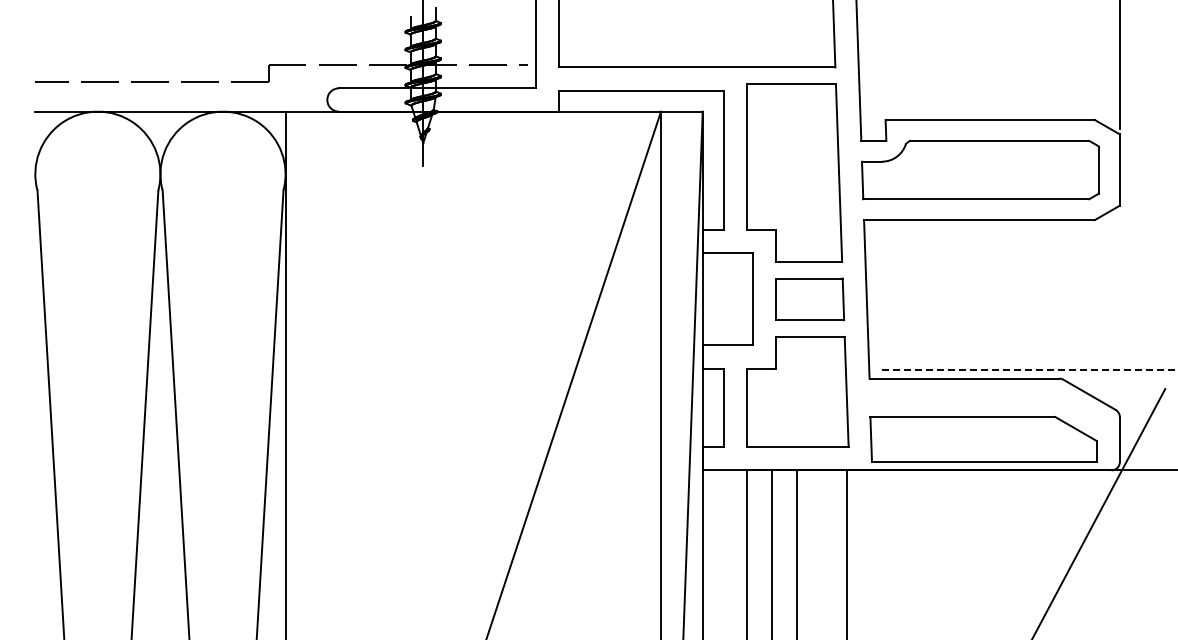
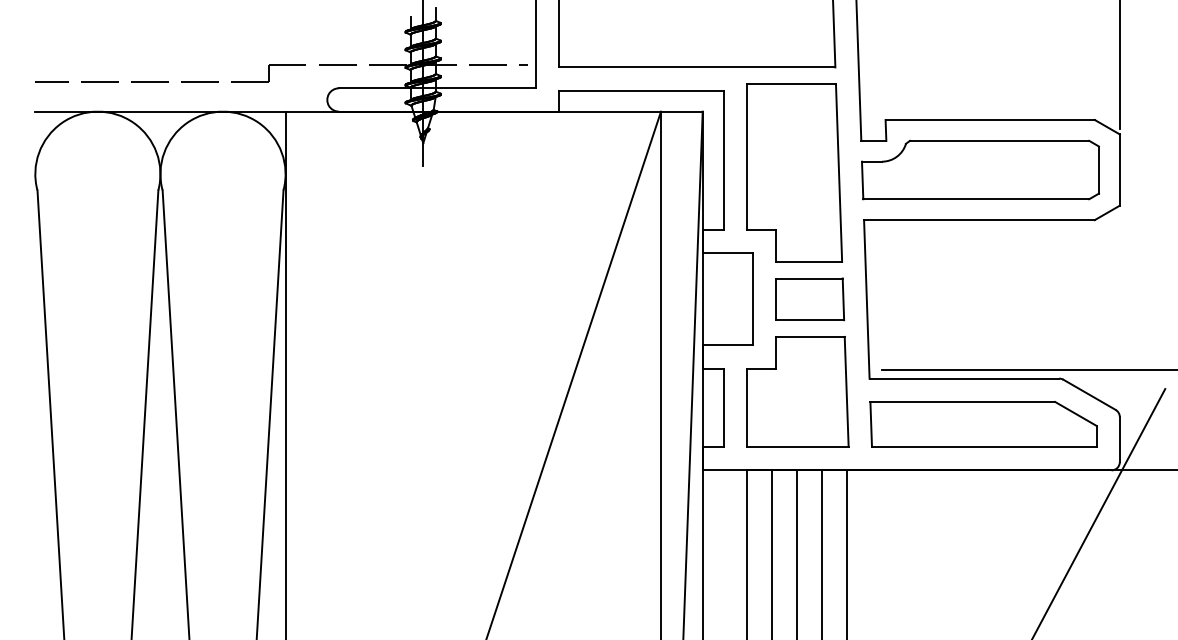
line: dashed -> solid (1029, 370)
part position: (983, 439) -> (983, 424) (983, 424)
line: none -> present (822, 553)
